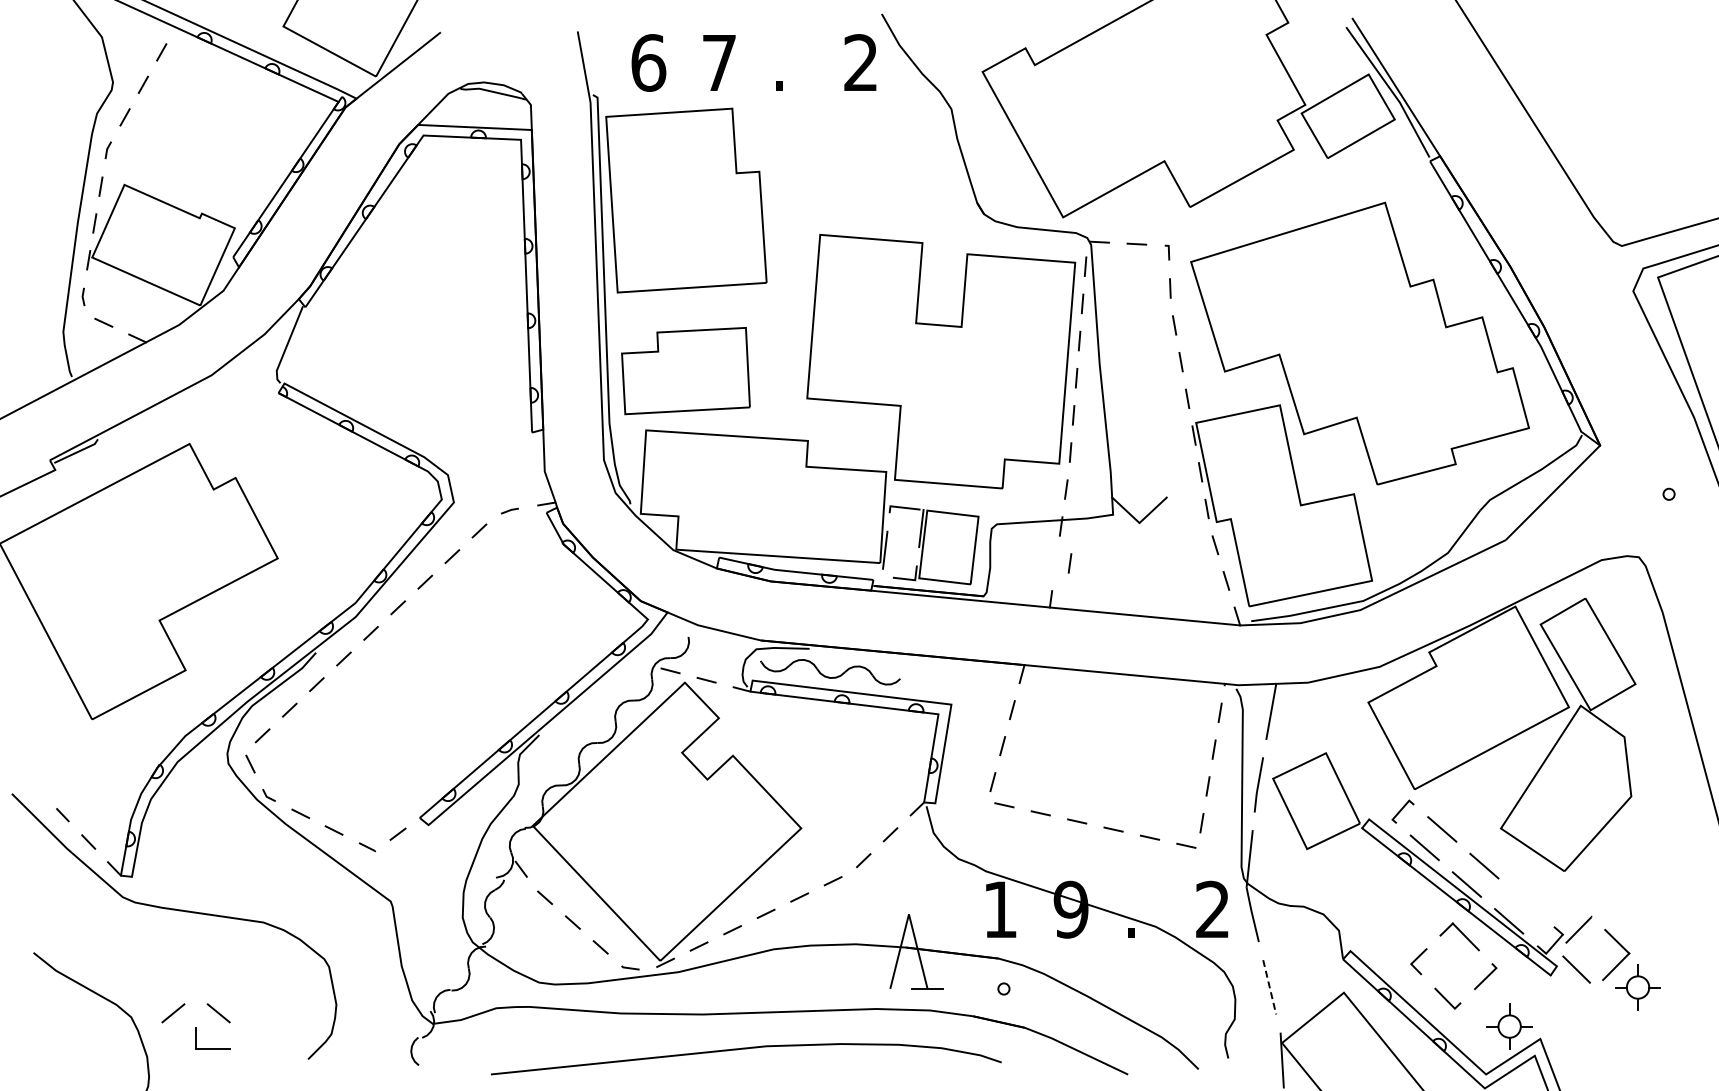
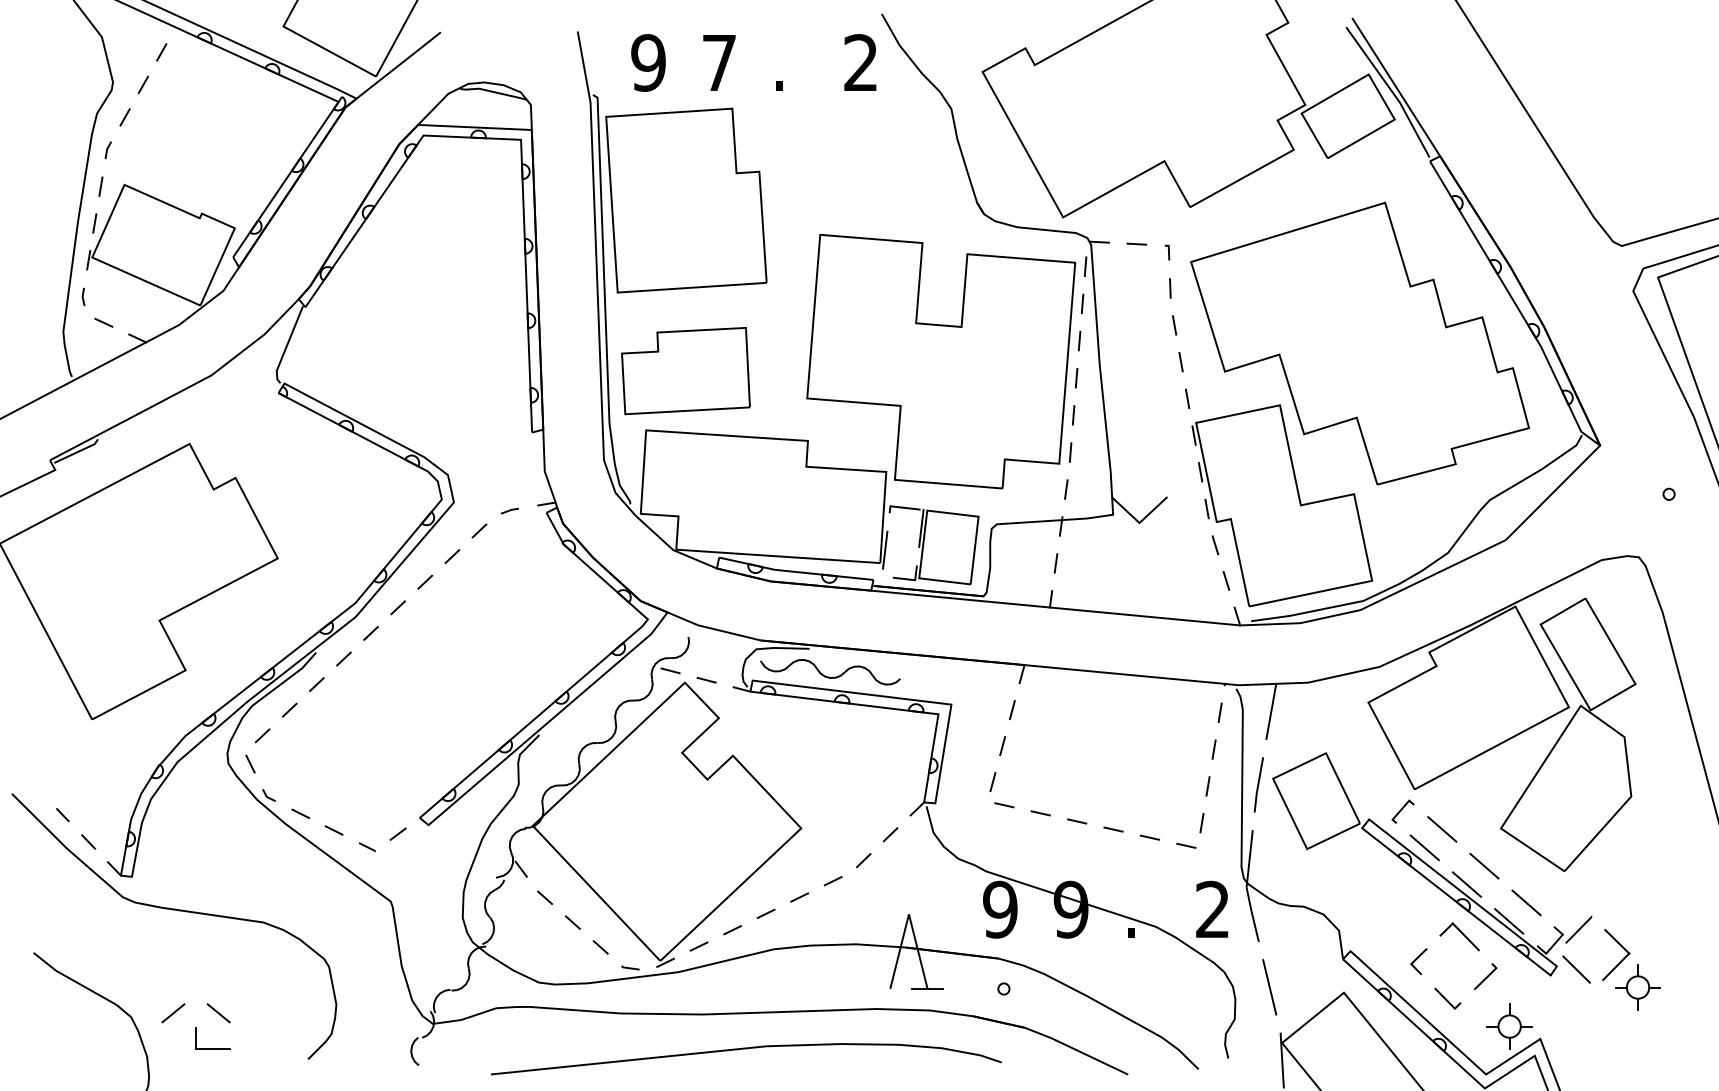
text: 6 -> 9 (648, 62)
line position: (1069, 563) -> (1055, 563) (1055, 563)
line: none -> present (1526, 902)
text: 1 -> 9 (1000, 909)
line: dashed -> solid (1269, 987)
